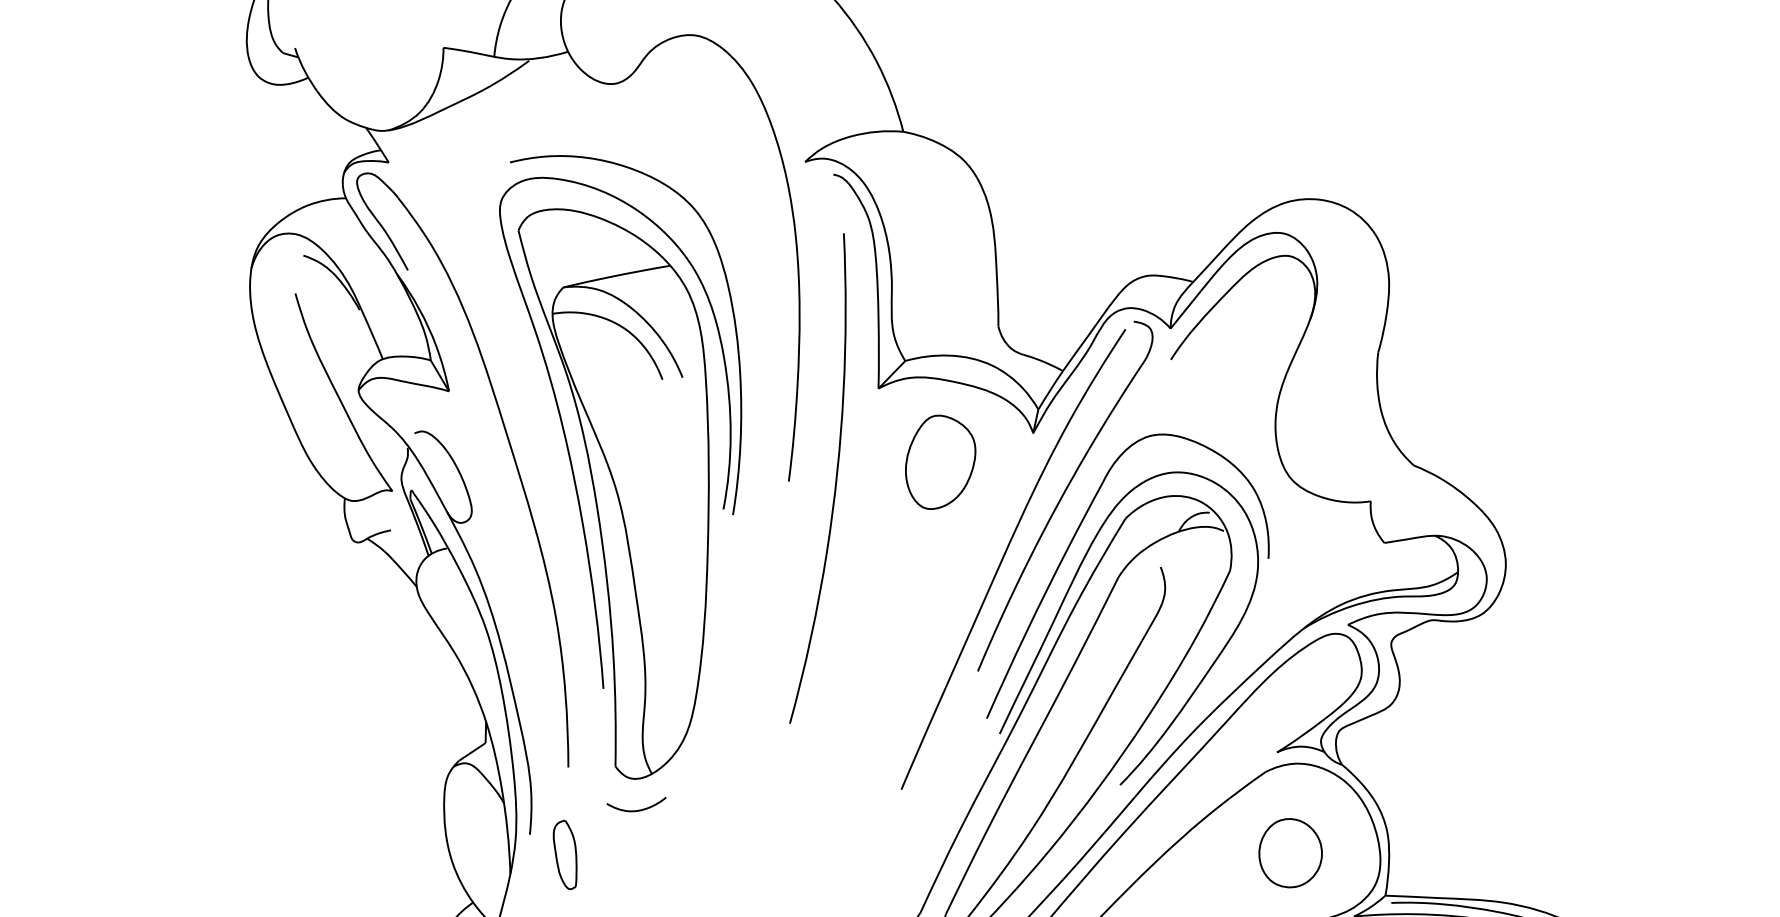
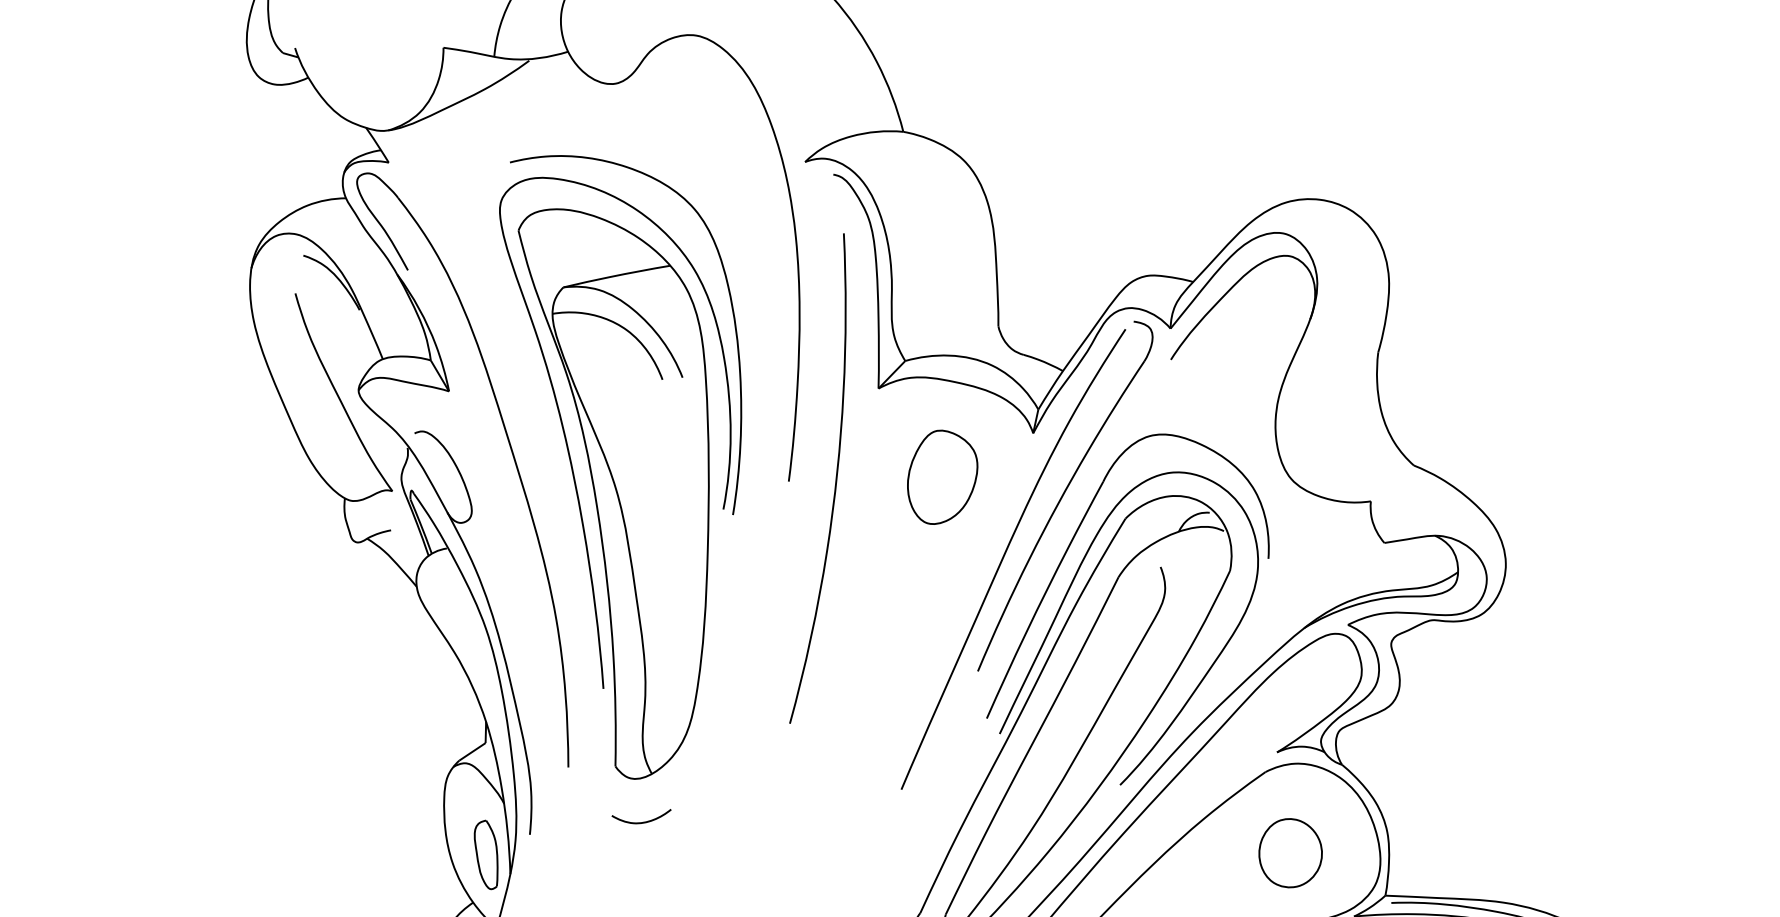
part position: (940, 461) -> (942, 476) (942, 476)
curve position: (638, 809) -> (643, 821) (643, 821)
part position: (564, 854) -> (485, 854) (485, 854)
